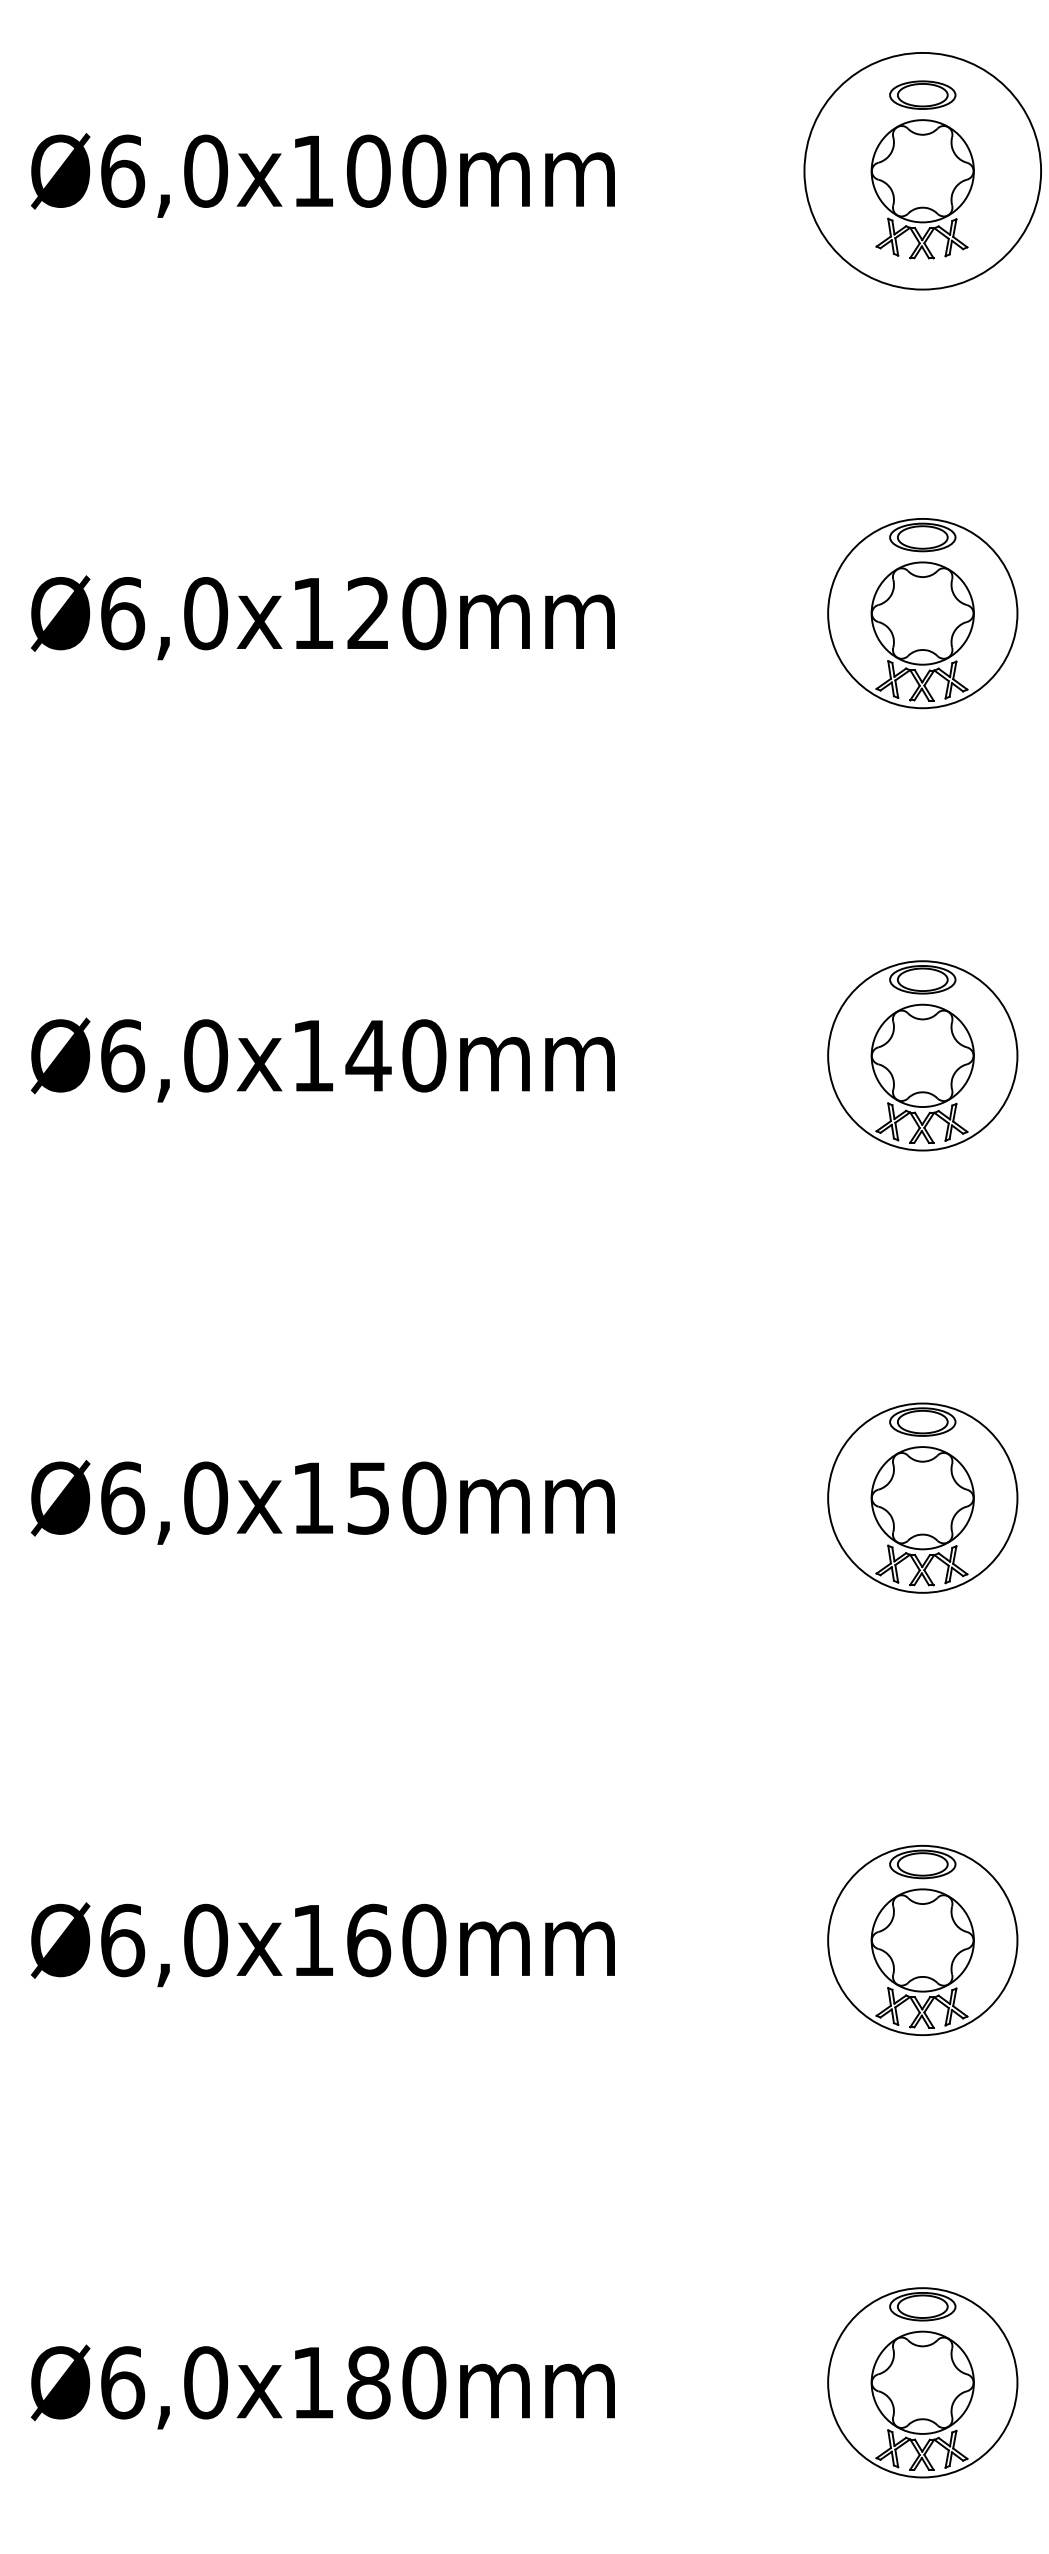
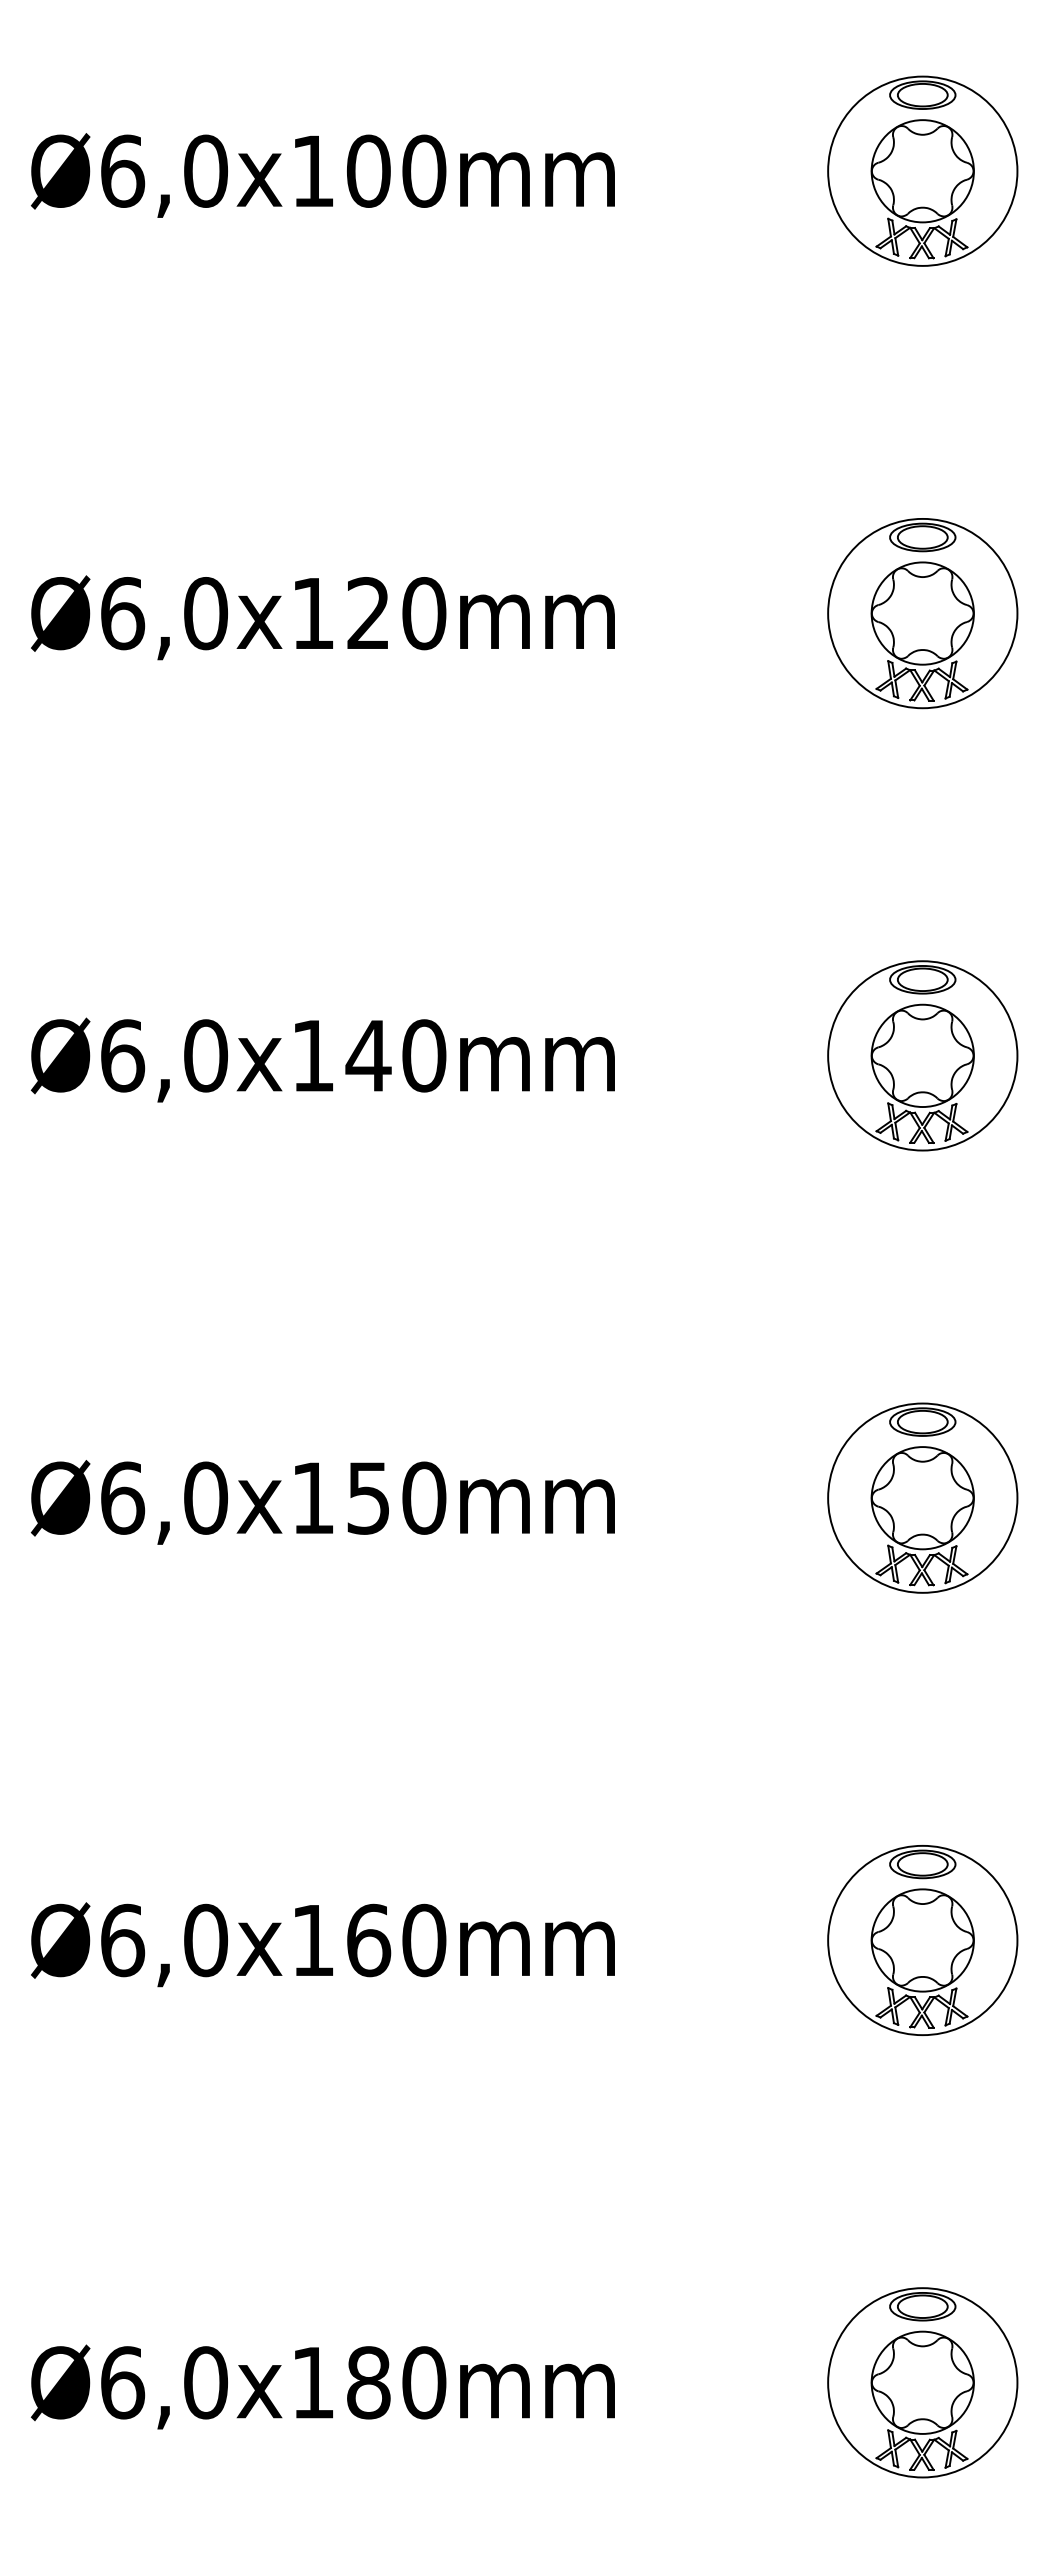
circle diameter: 237 px -> 189 px (922, 170)
